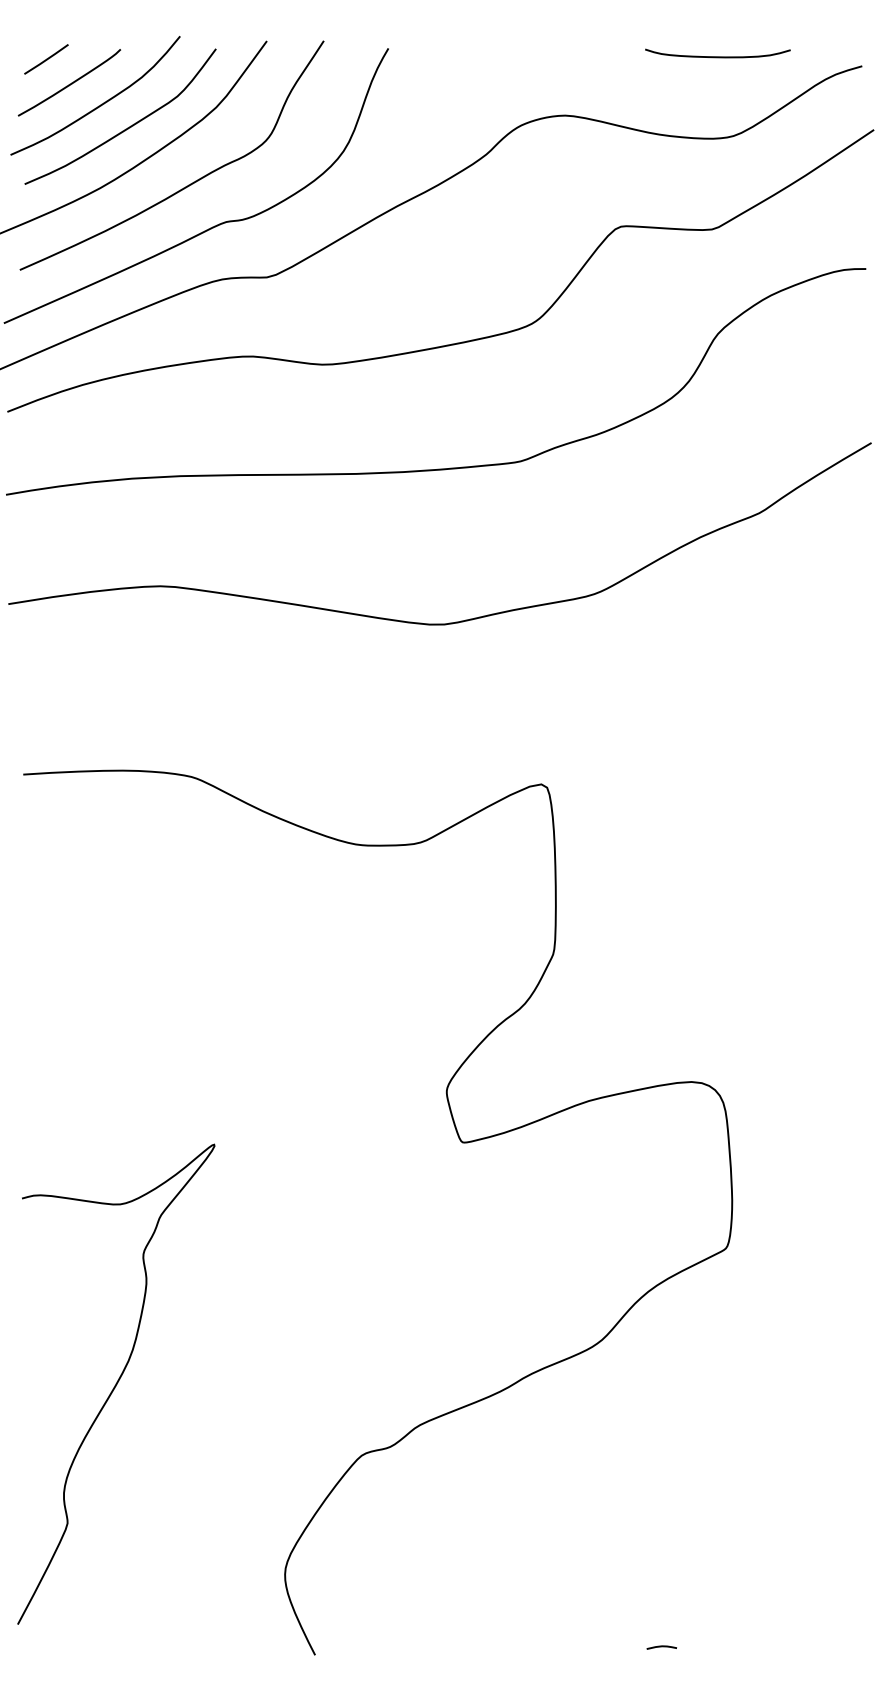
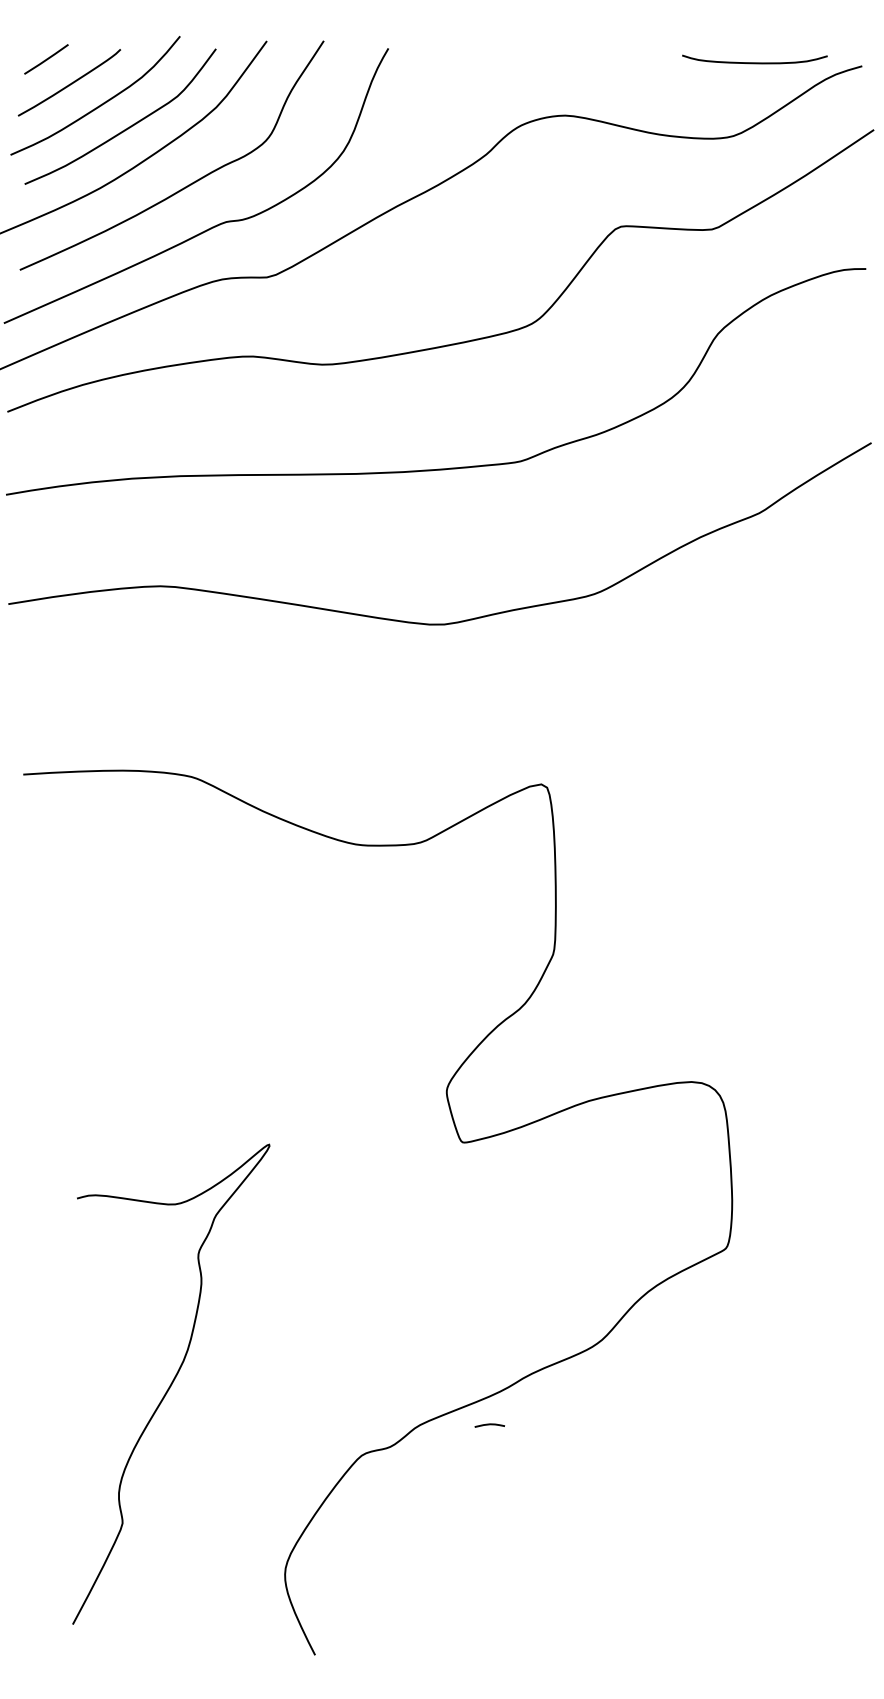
curve position: (717, 56) -> (754, 62) (754, 62)
curve position: (116, 1383) -> (171, 1383) (171, 1383)
curve position: (661, 1647) -> (489, 1425) (489, 1425)
